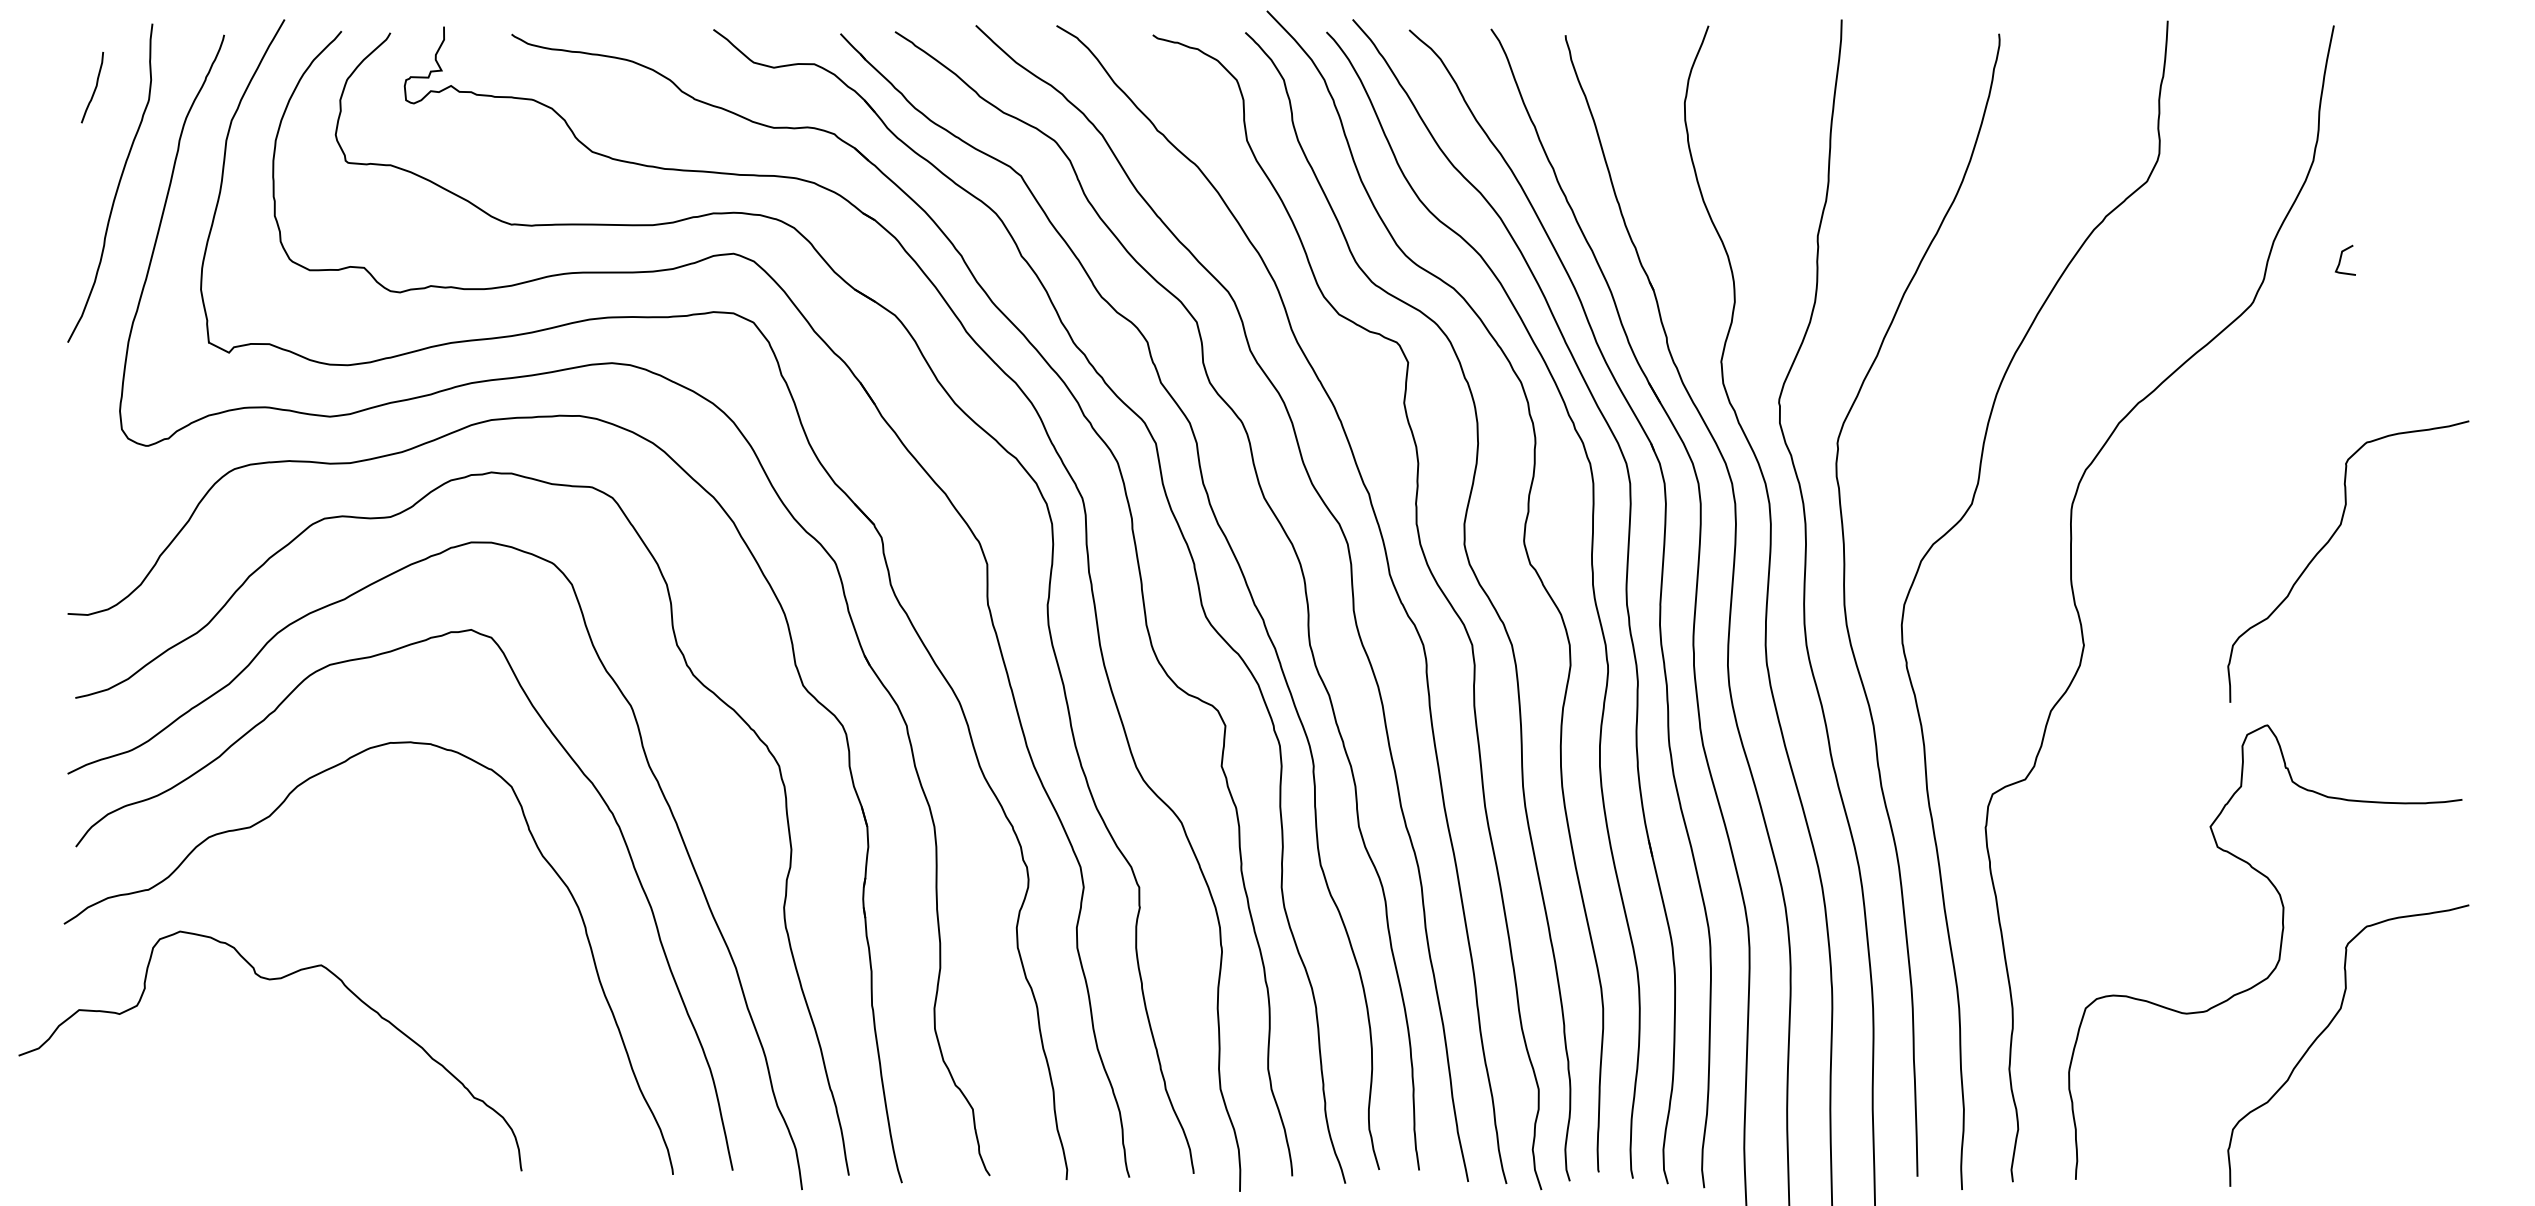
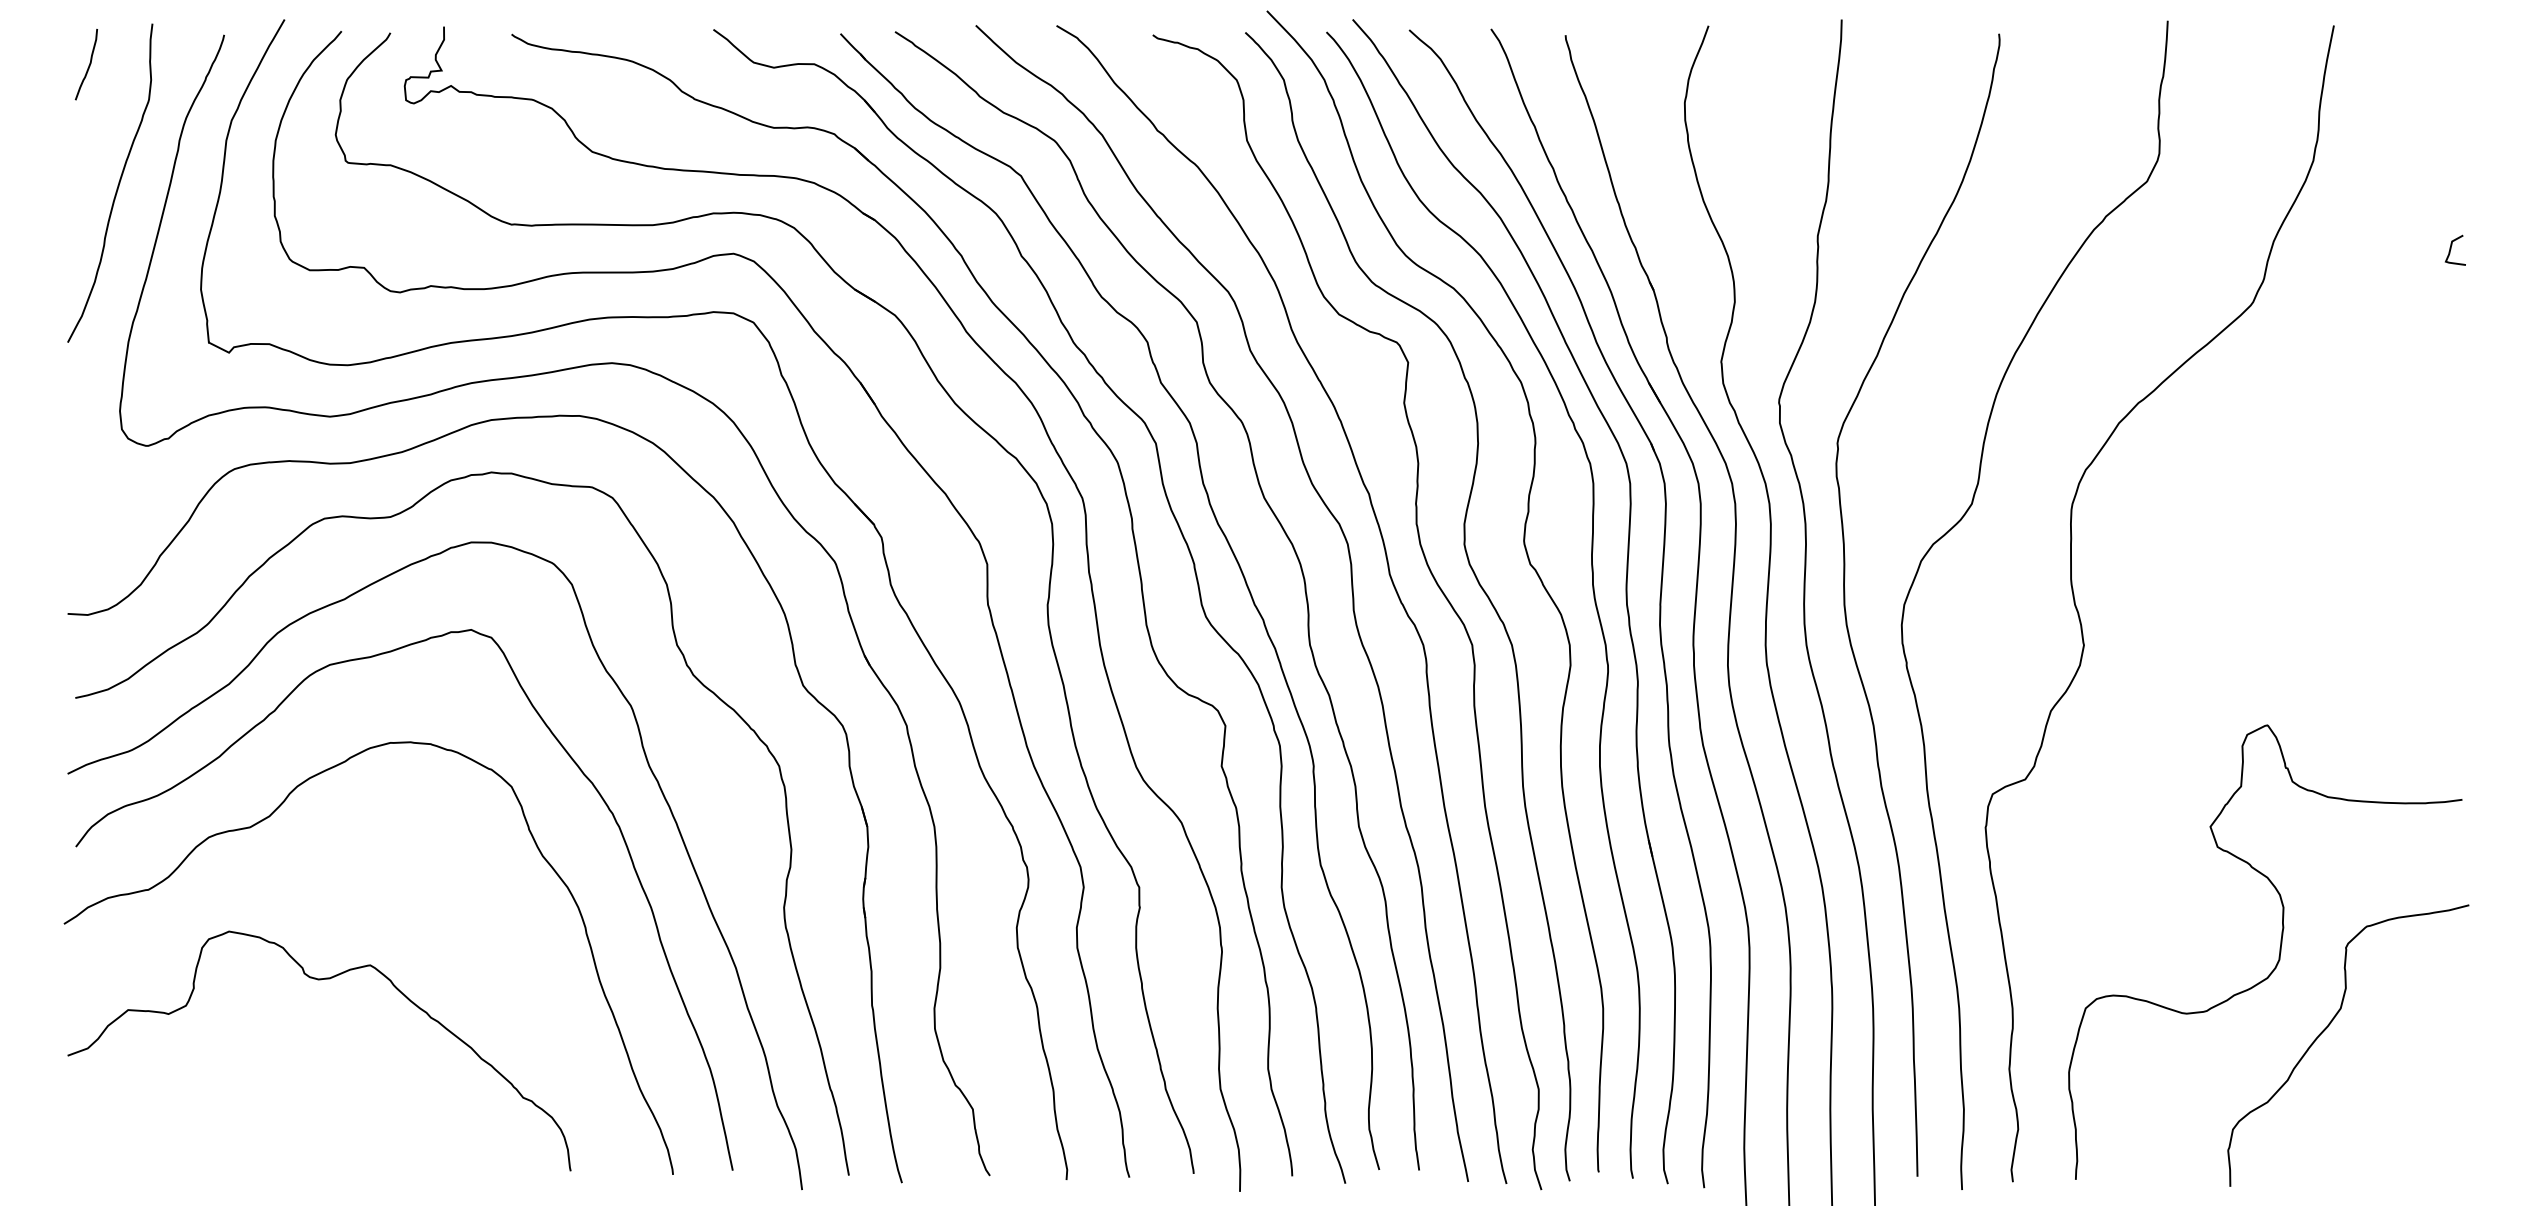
curve position: (94, 88) -> (88, 65) (88, 65)
curve position: (2341, 259) -> (2451, 249) (2451, 249)
curve: present -> none (2328, 543)
curve position: (270, 980) -> (319, 980) (319, 980)
